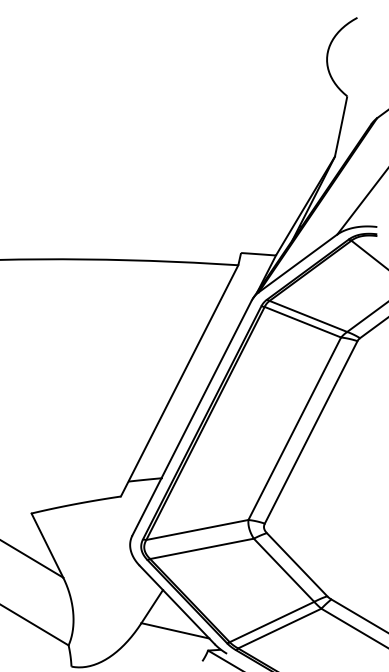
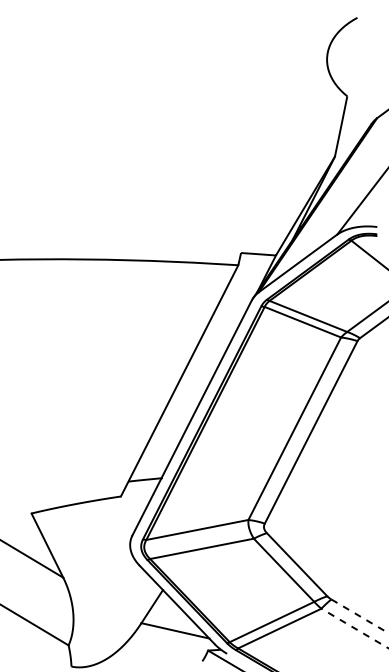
line: solid -> dashed (359, 616)
line: solid -> dashed (354, 628)
